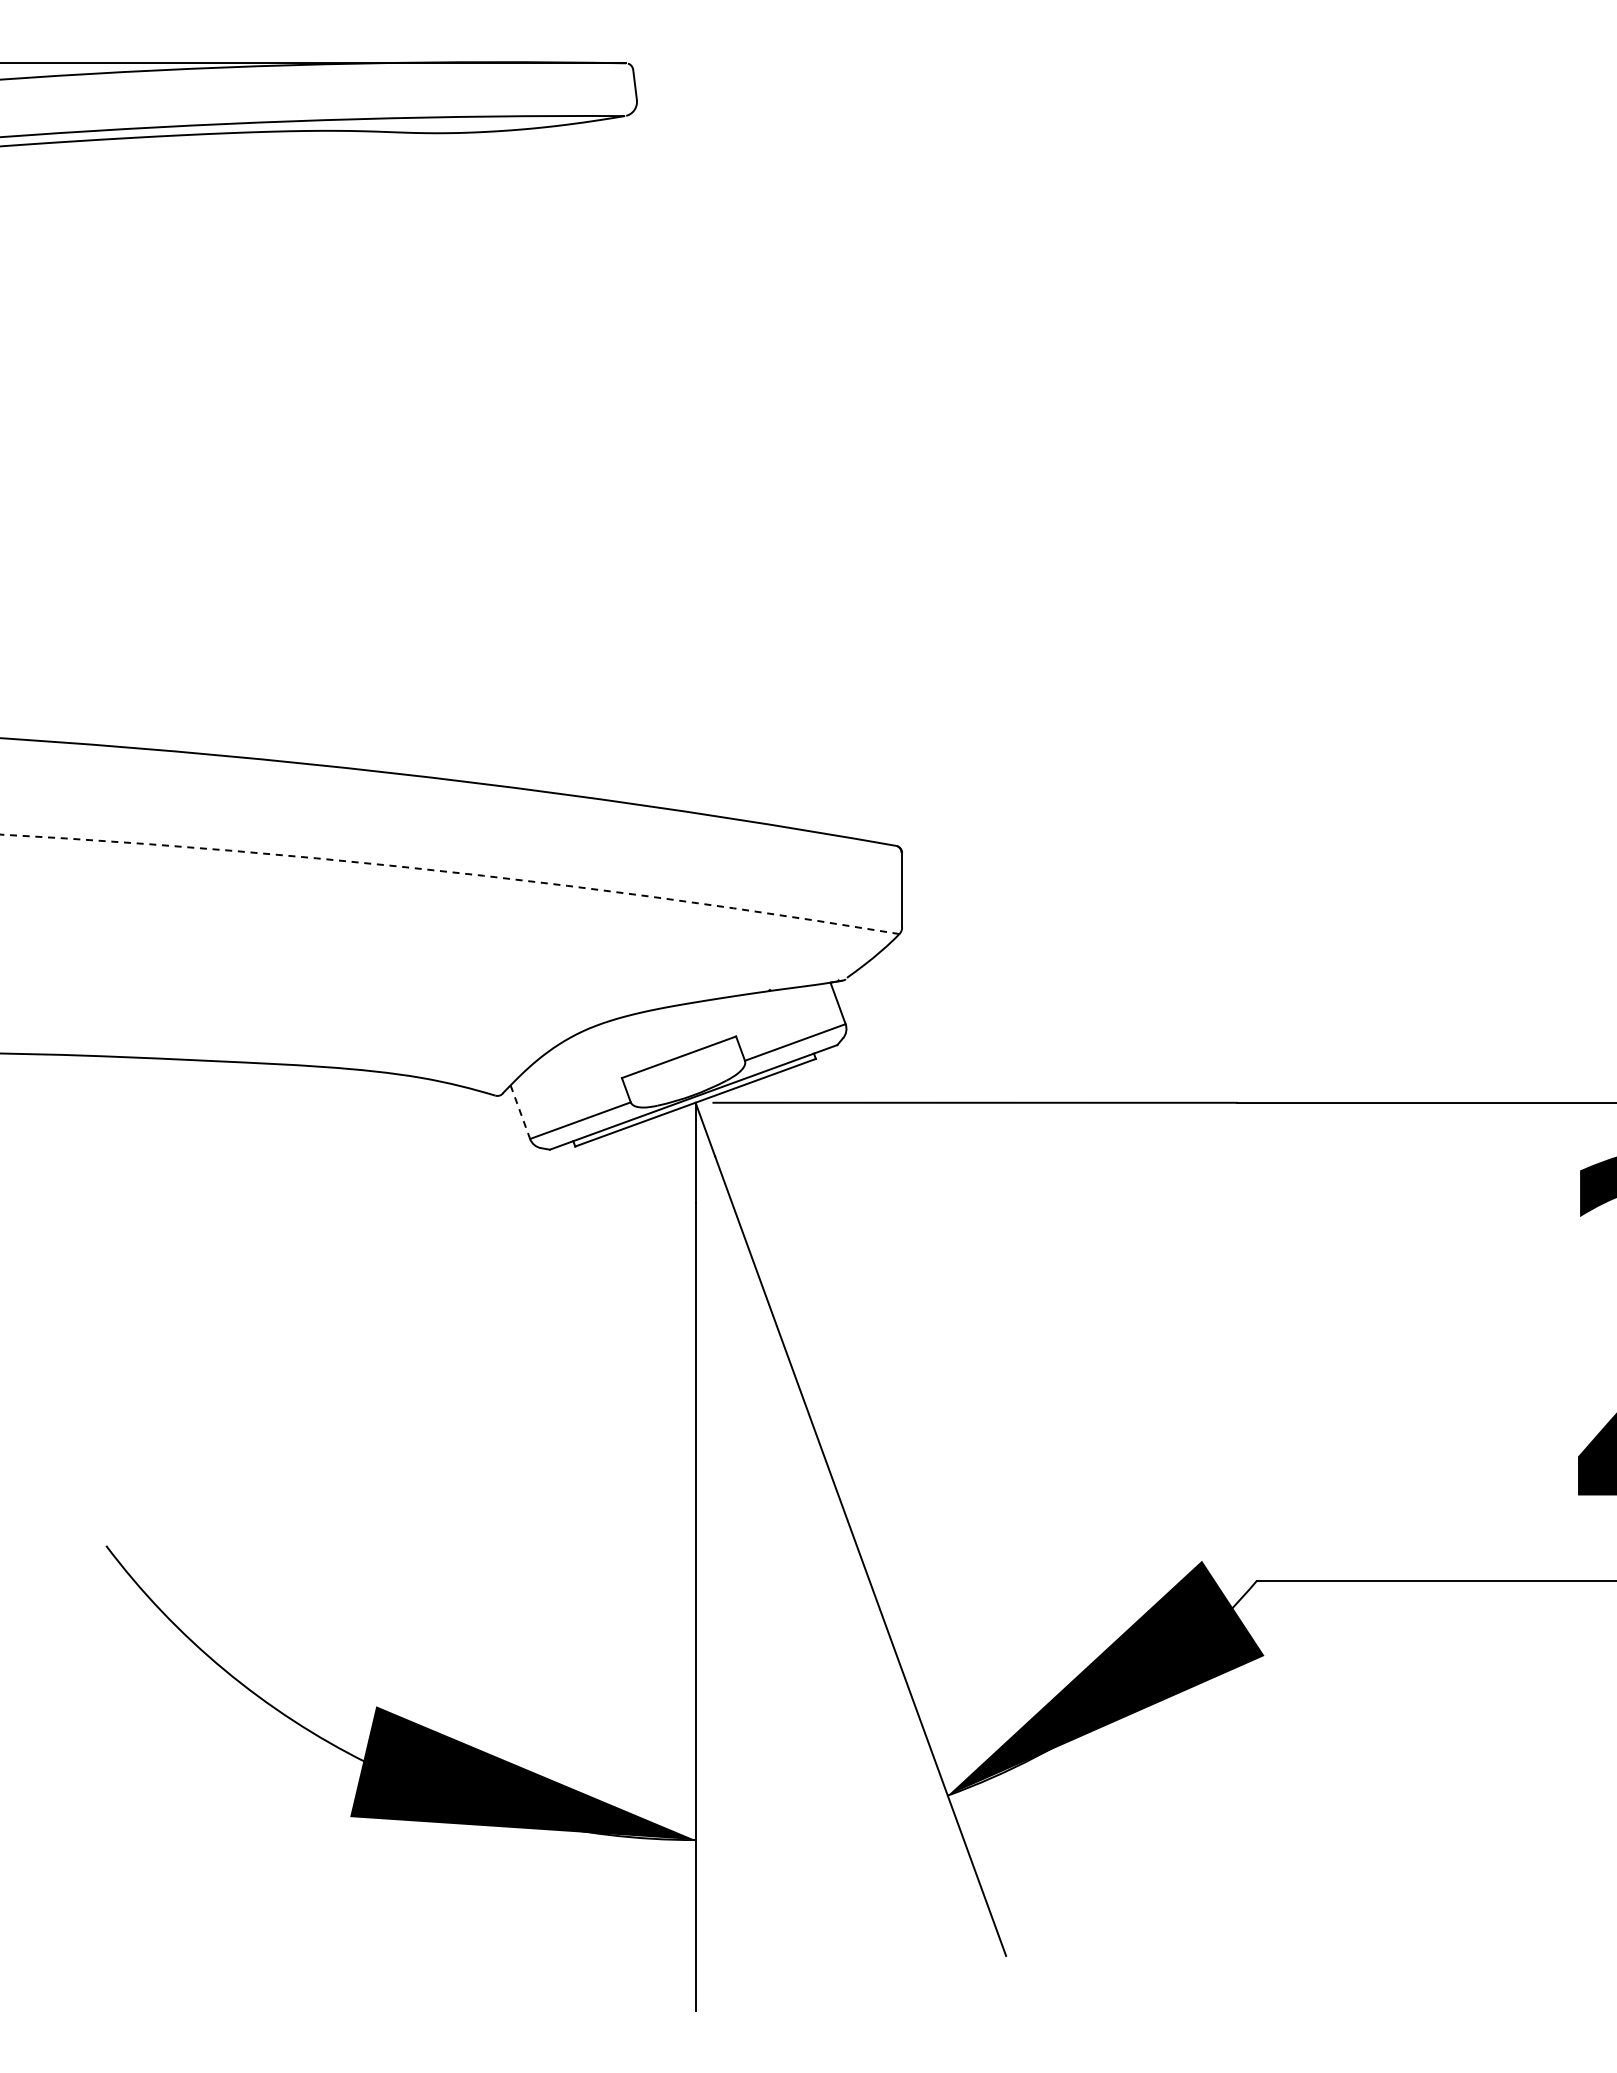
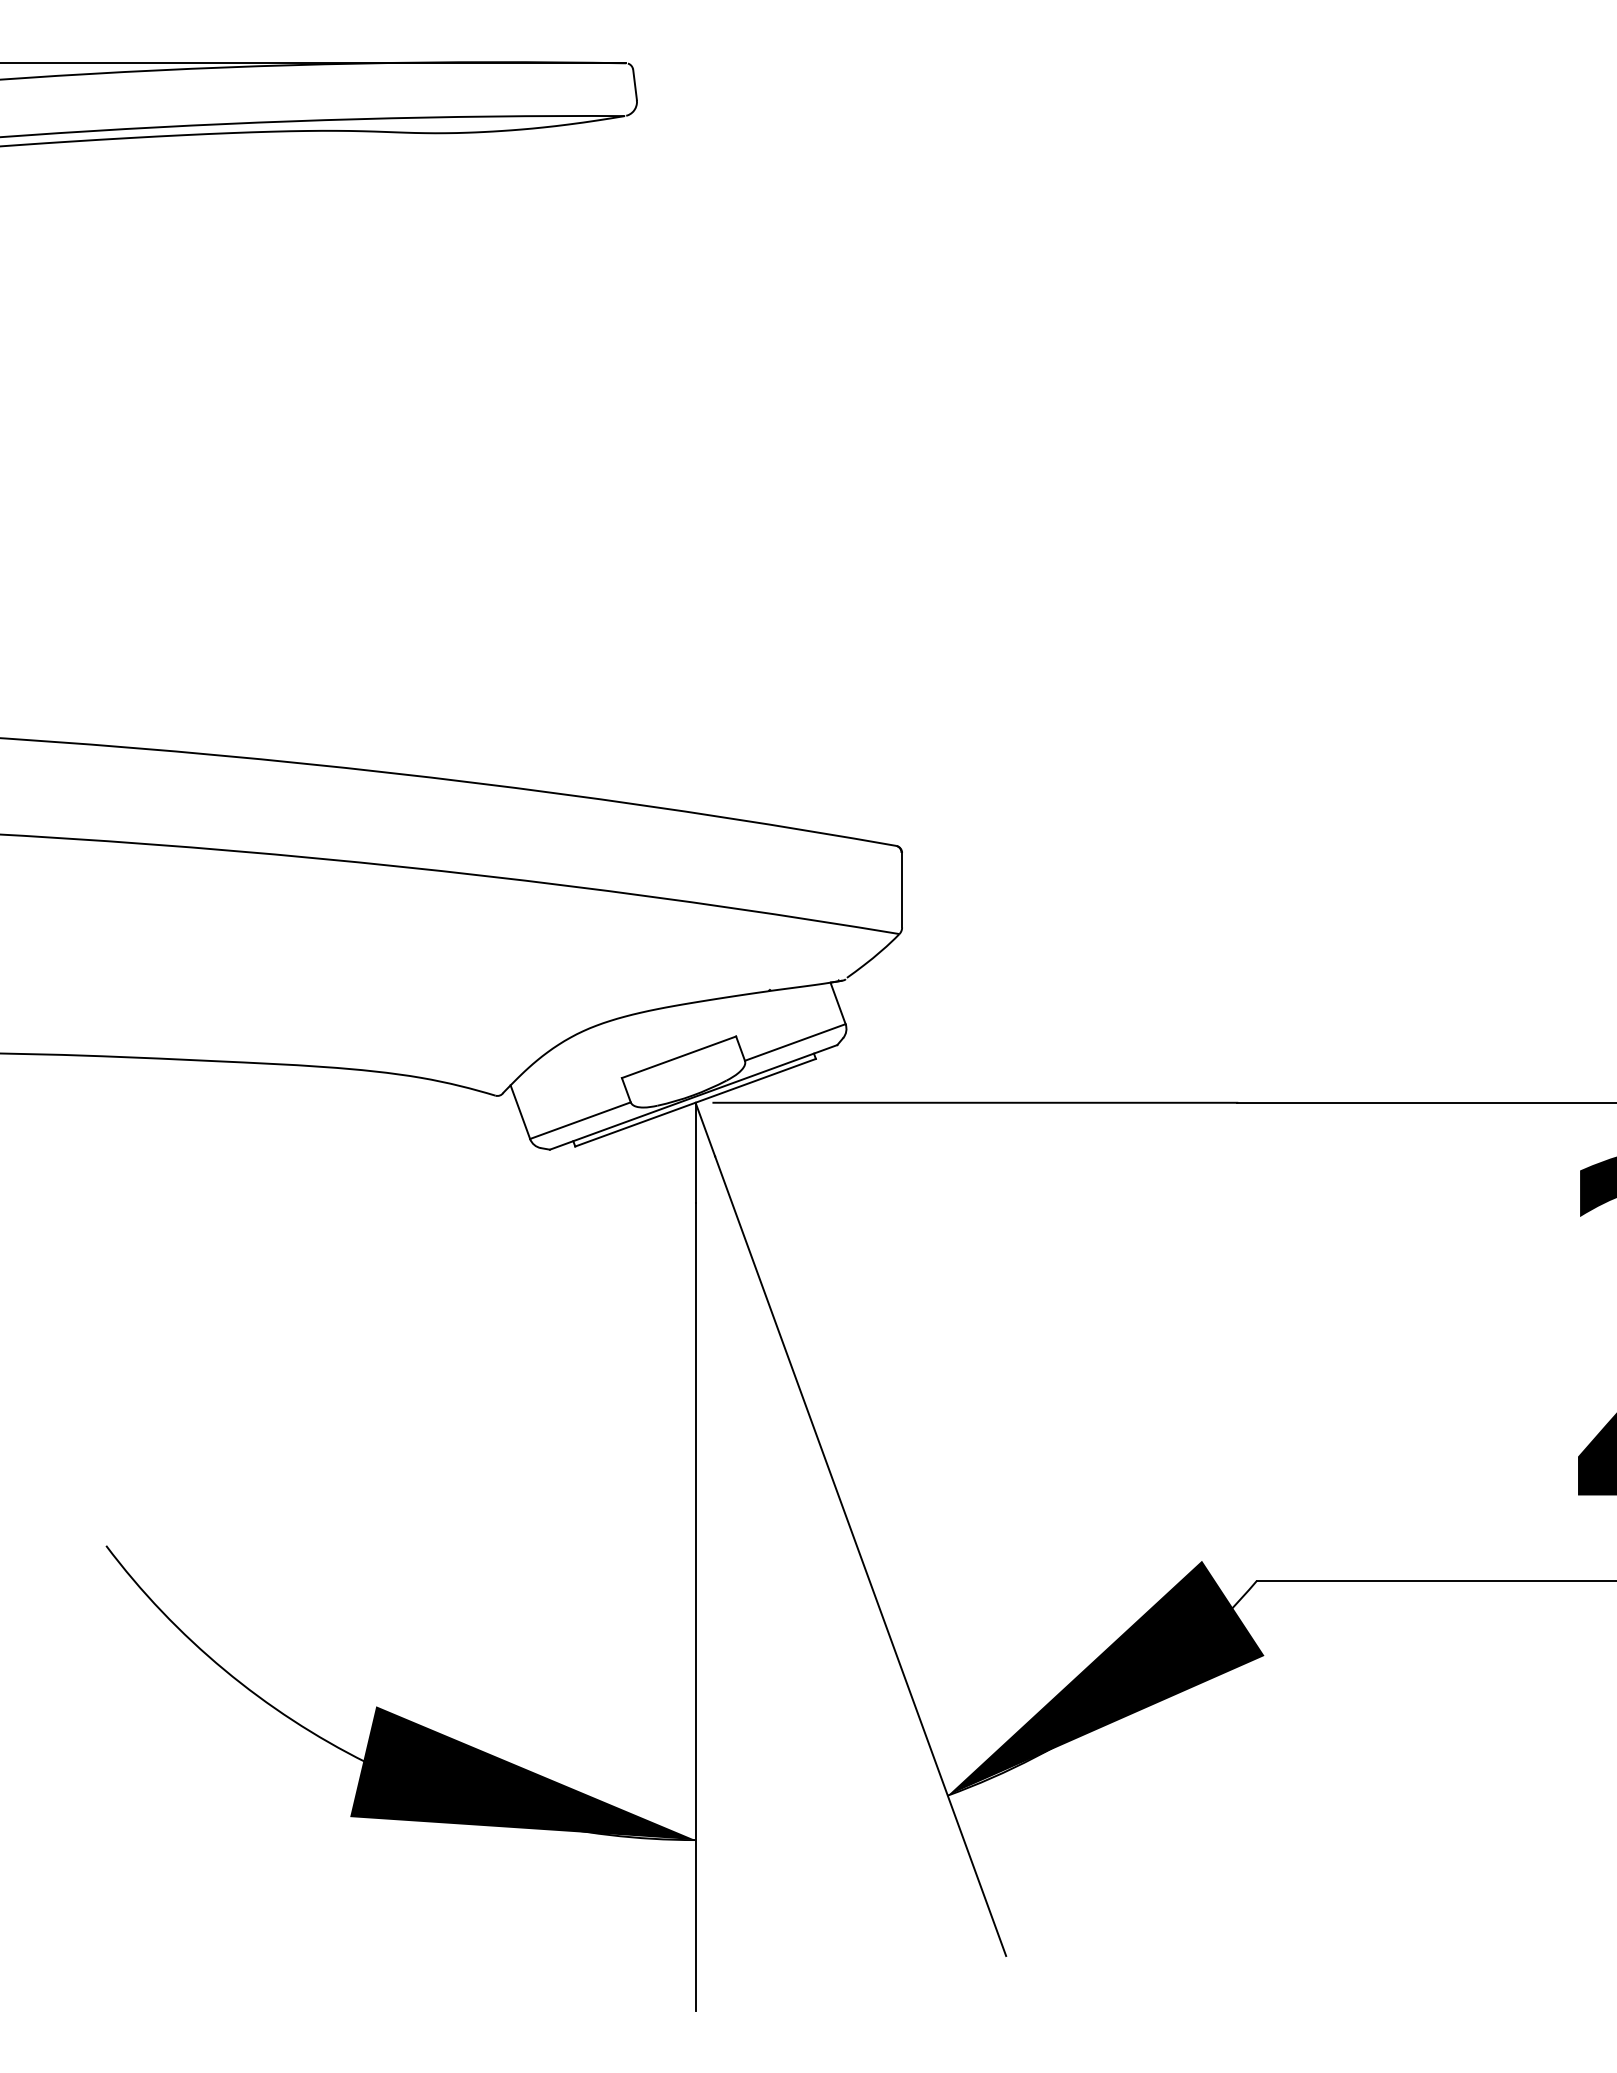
arc: dashed -> solid (450, 872)
line: dashed -> solid (520, 1112)
